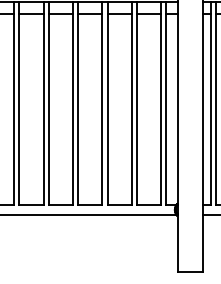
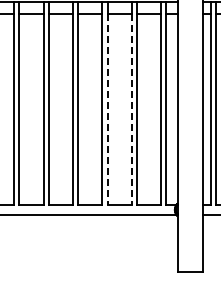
line: solid -> dashed (107, 109)
line: solid -> dashed (131, 109)
